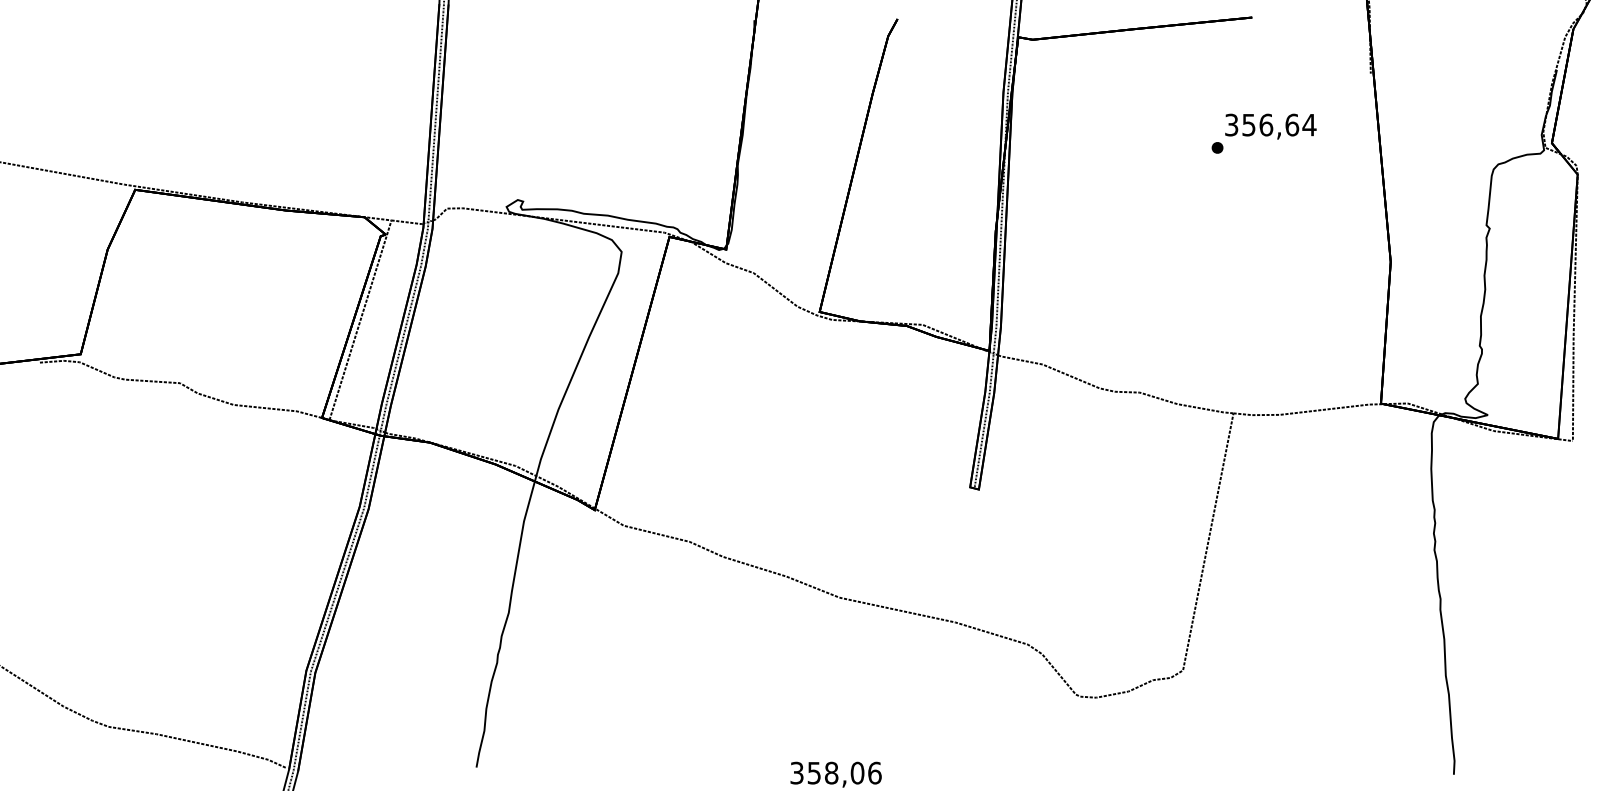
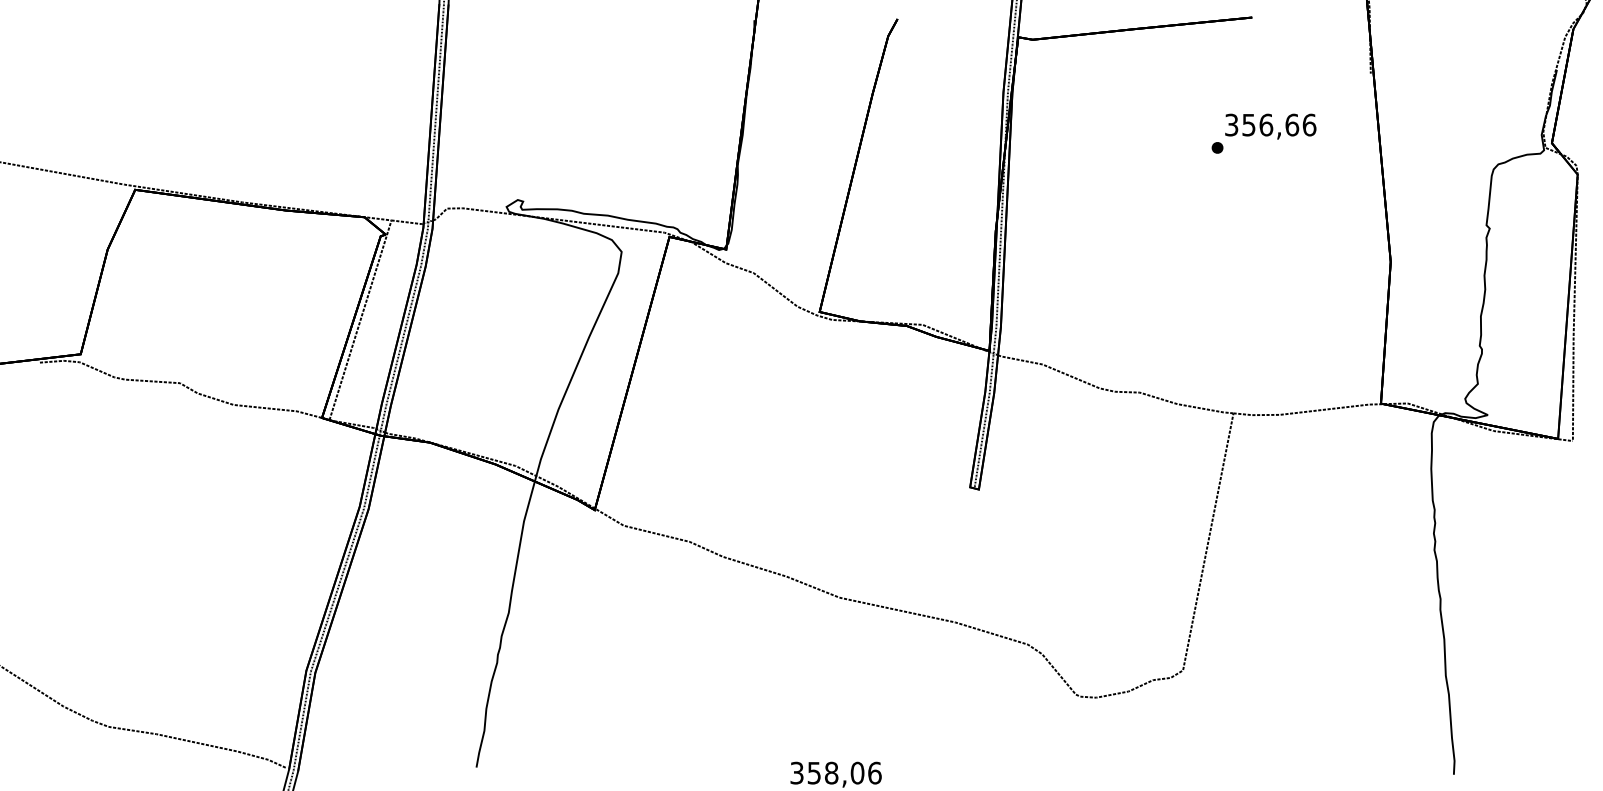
text: 356,64 -> 356,66 (1309, 124)
